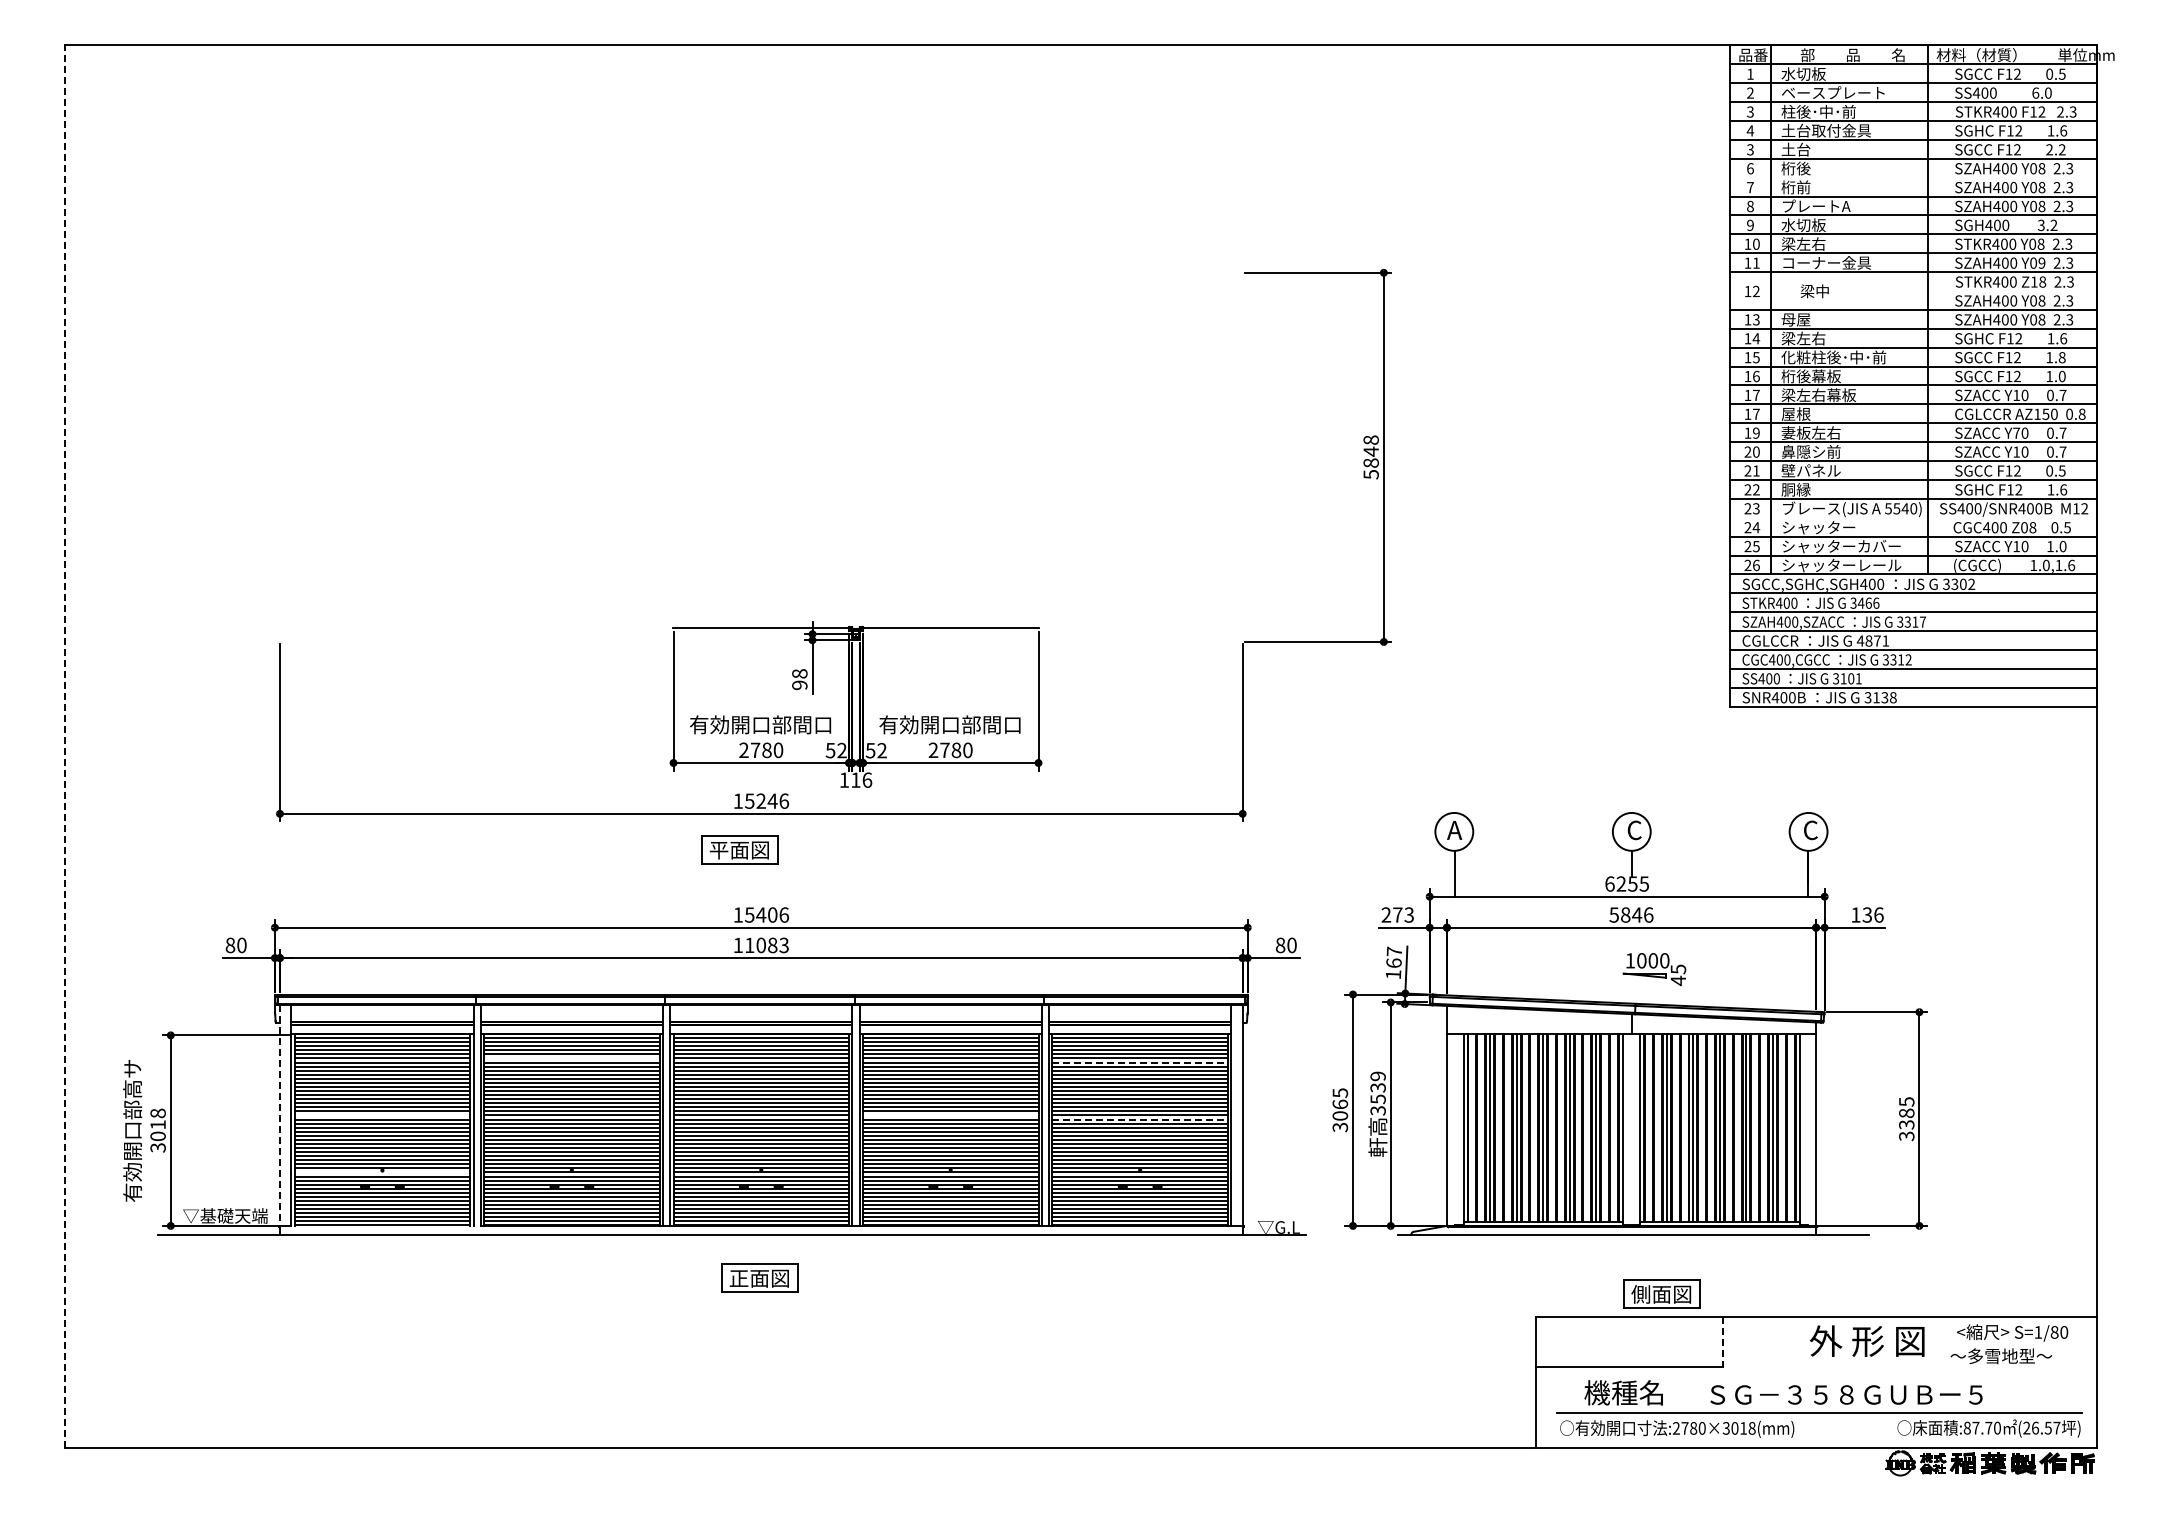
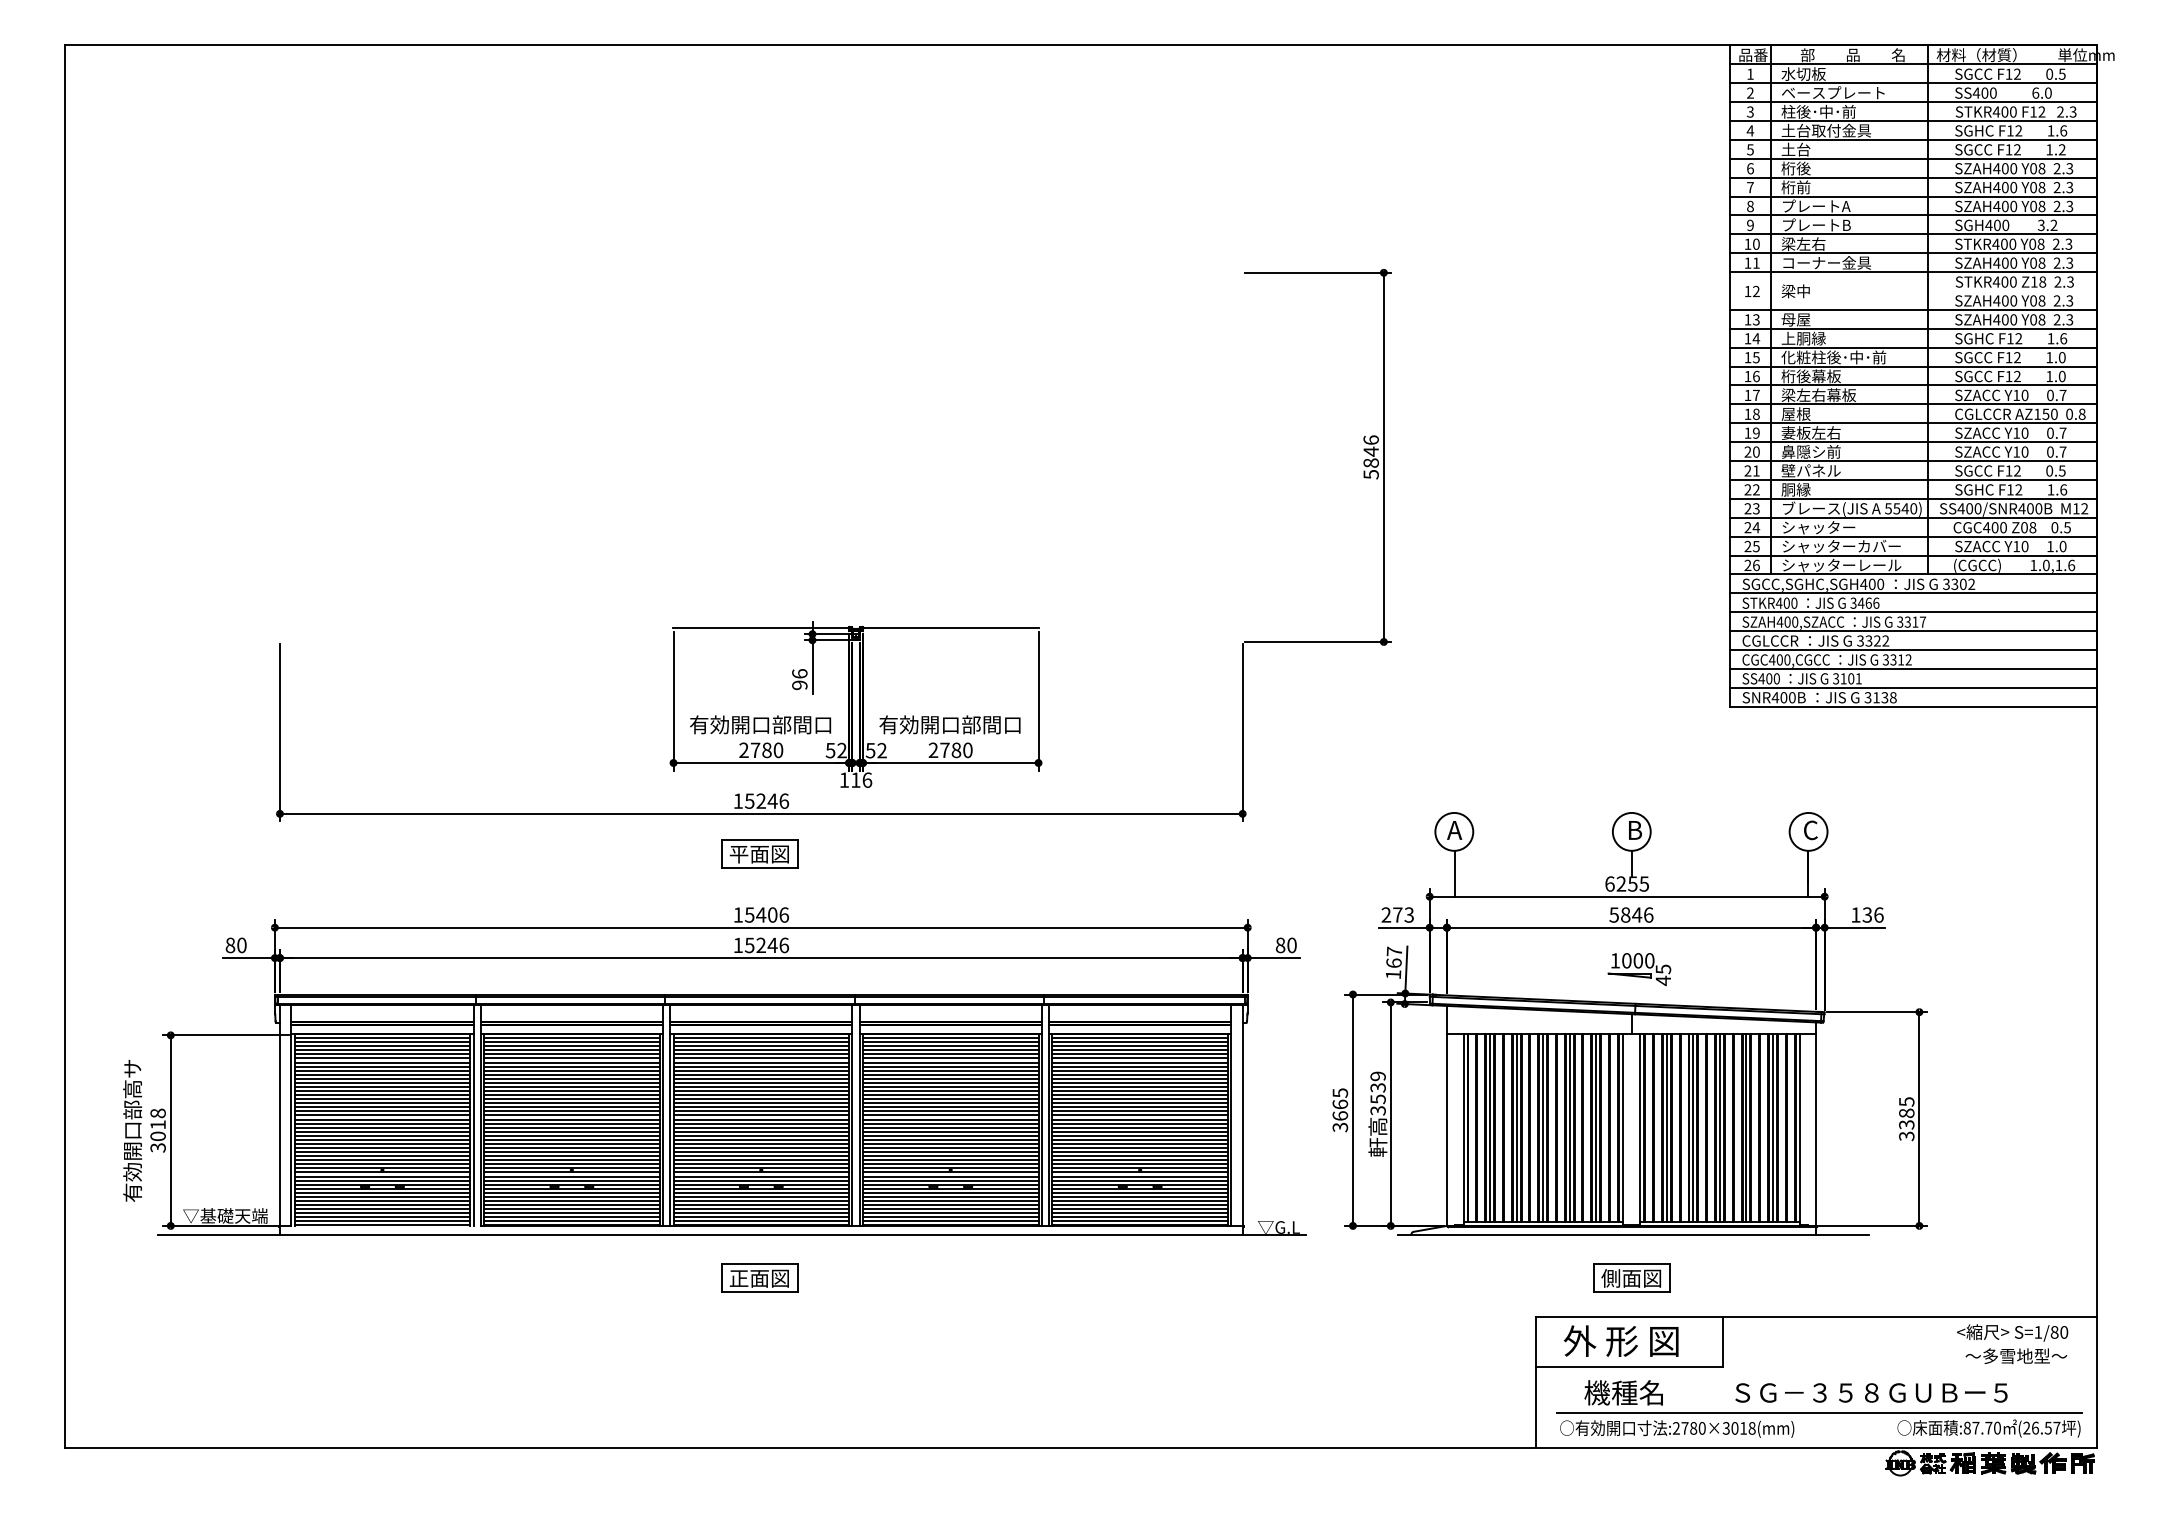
text: 3 -> 5 (1750, 149)
text: 2.2 -> 1.2 (2049, 149)
line: none -> present (1913, 177)
text: 水切板 -> プレートB (1815, 225)
text: Y09 -> Y08 (2041, 262)
text position: (1814, 291) -> (1795, 291) (1795, 291)
text: 梁左右 -> 上胴縁 (1803, 338)
text: 1.8 -> 1.0 (2061, 357)
text: 17 -> 18 (1756, 413)
text: Y70 -> Y10 (2016, 432)
text: 5848 -> 5846 (1370, 439)
line: none -> present (1913, 517)
text: 4871 -> 3322 (1872, 640)
text: 98 -> 96 (799, 673)
line: dashed -> solid (65, 746)
text: C -> B (1634, 830)
part position: (739, 849) -> (759, 853) (759, 853)
text: 11083 -> 15246 (766, 945)
part position: (1654, 969) -> (1639, 969) (1639, 969)
line: none -> present (571, 1058)
line: dashed -> solid (1140, 1062)
line: none -> present (382, 1115)
line: none -> present (950, 1115)
text: 3065 -> 3665 (1339, 1115)
line: dashed -> solid (279, 1116)
line: dashed -> solid (1140, 1119)
line: none -> present (382, 1172)
part position: (1661, 1293) -> (1631, 1277) (1631, 1277)
text position: (1866, 1340) -> (1620, 1340) (1620, 1340)
line: dashed -> solid (1723, 1342)
text position: (2001, 1356) -> (2016, 1356) (2016, 1356)
text position: (1846, 1394) -> (1871, 1392) (1871, 1392)
